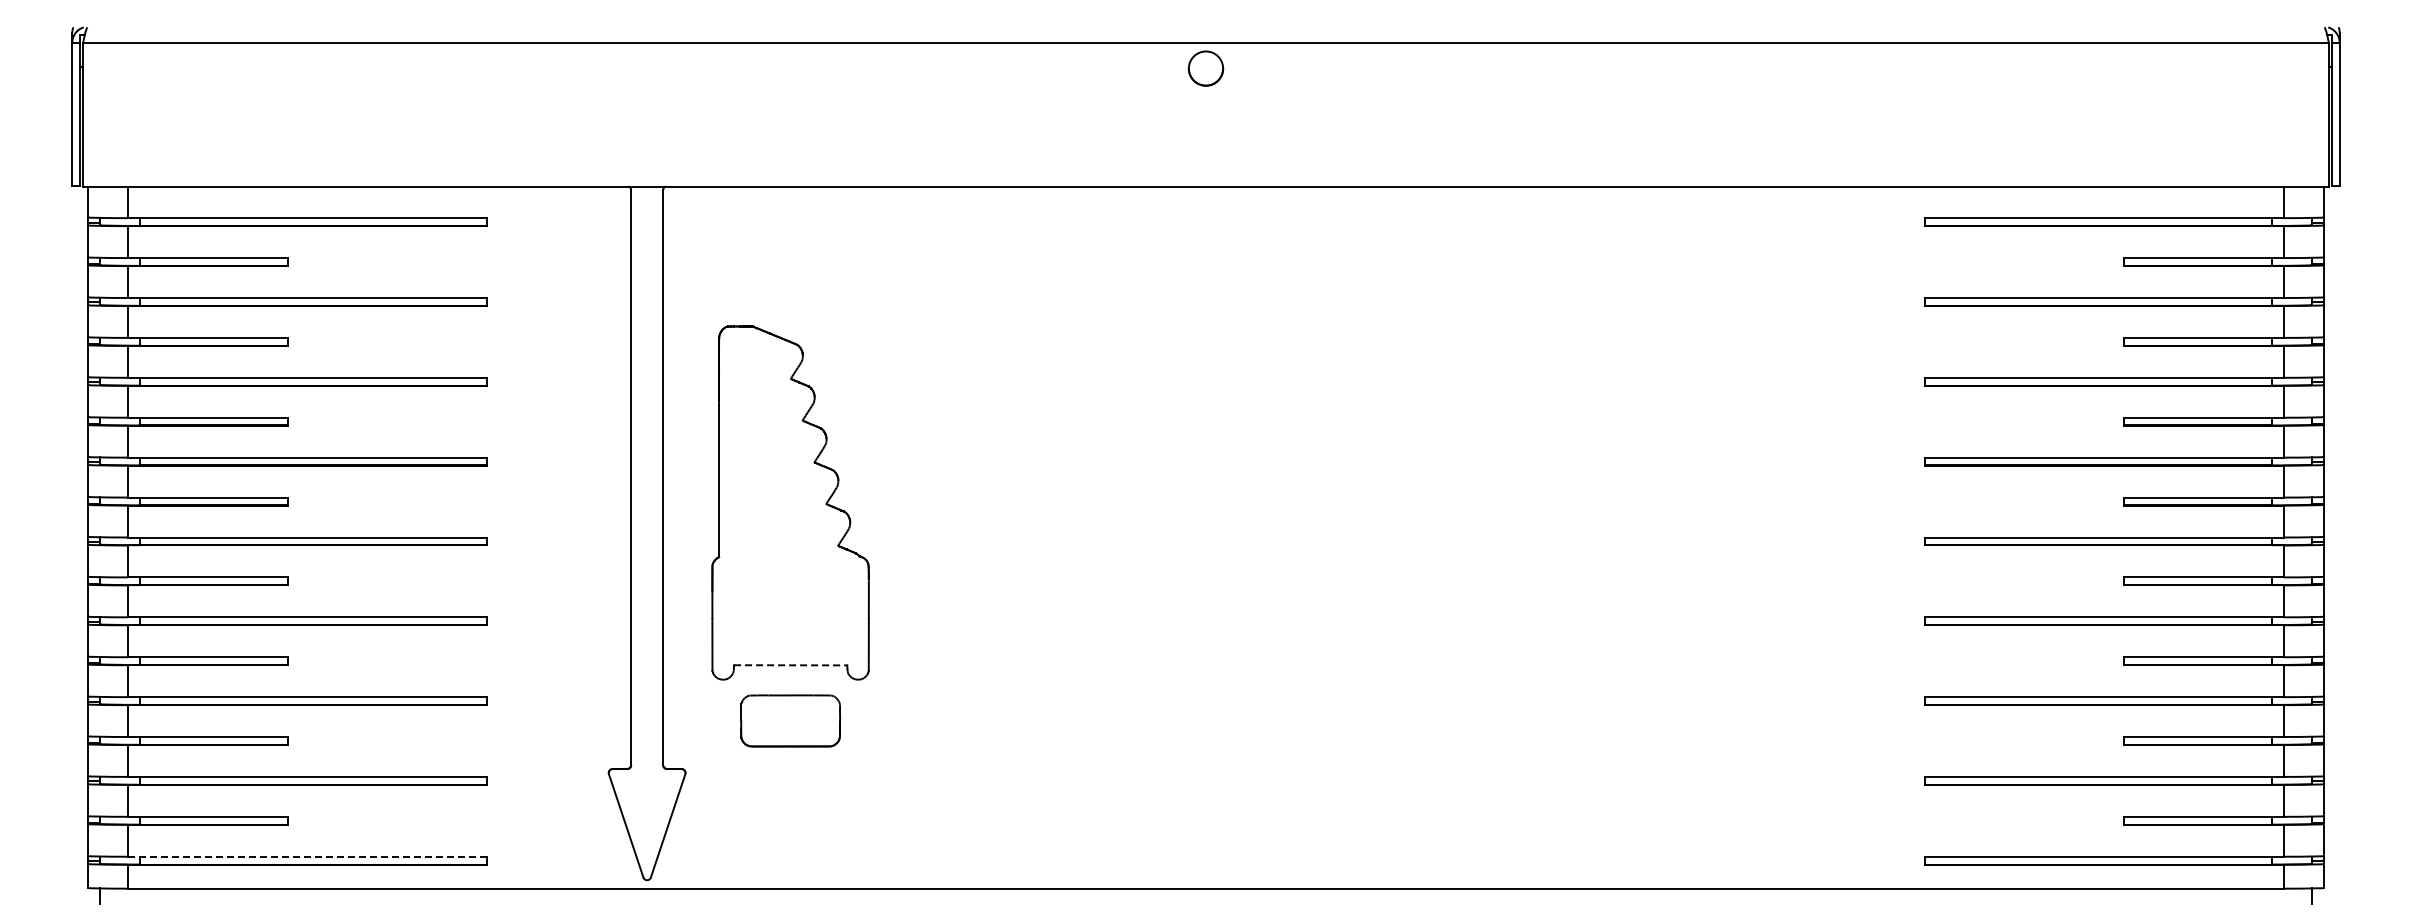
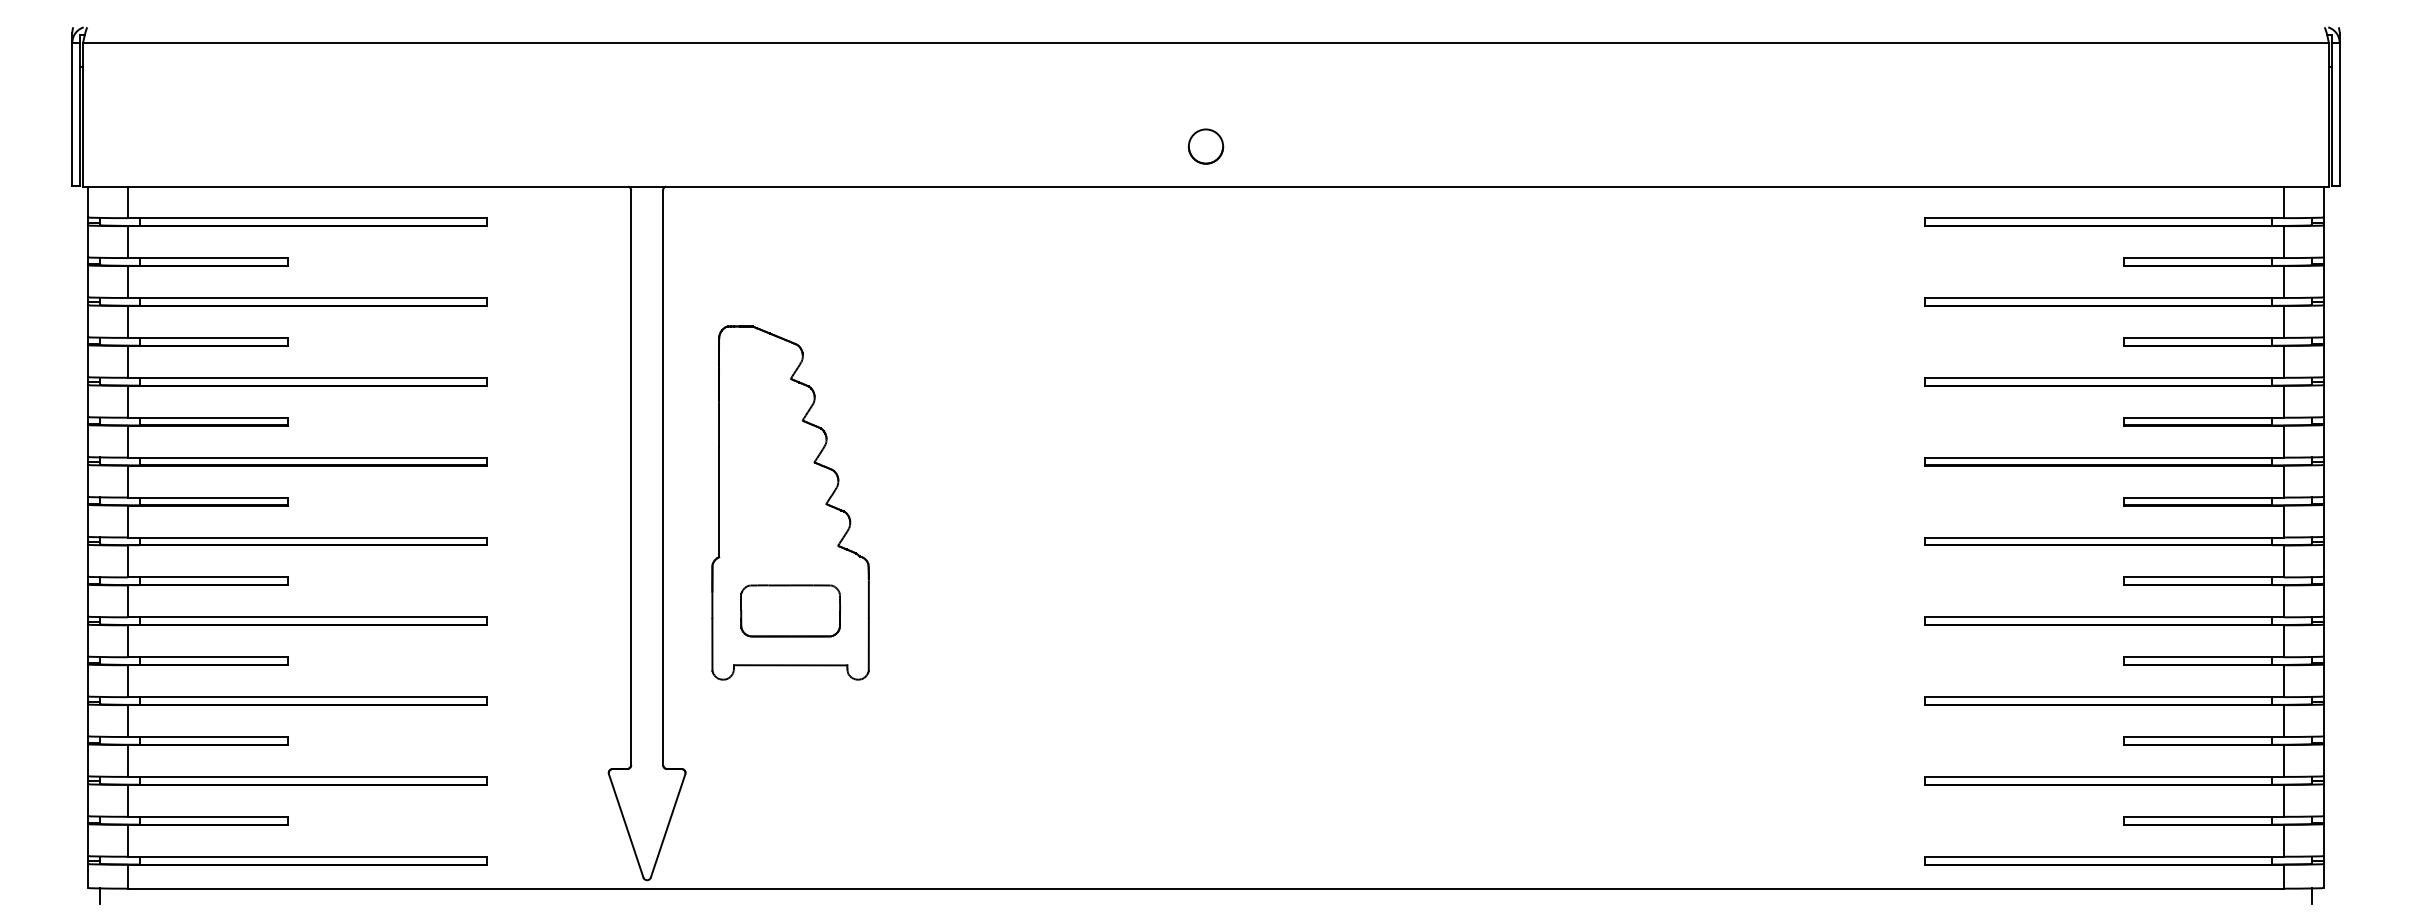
part position: (1205, 68) -> (1205, 146) (1205, 146)
line: dashed -> solid (790, 665)
part position: (790, 720) -> (790, 610) (790, 610)
line: dashed -> solid (307, 856)
